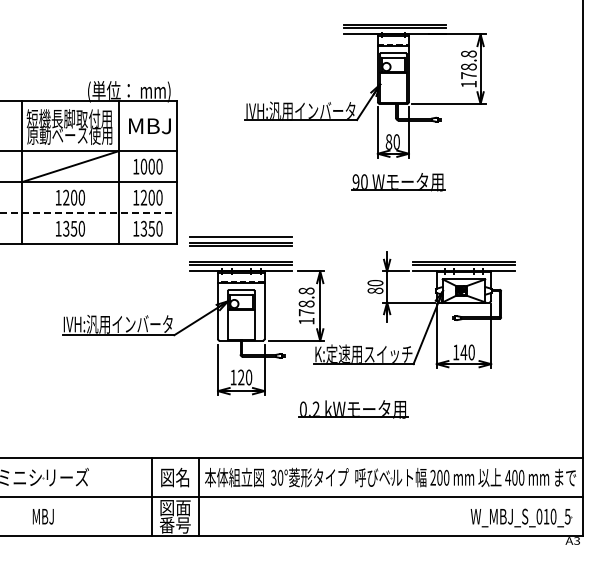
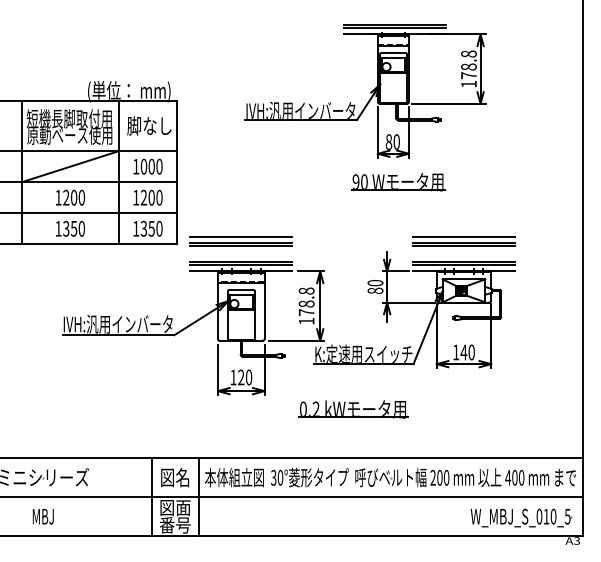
text: MBJ -> 脚なし (149, 125)
line: dashed -> solid (89, 213)
part: none -> present (463, 241)
